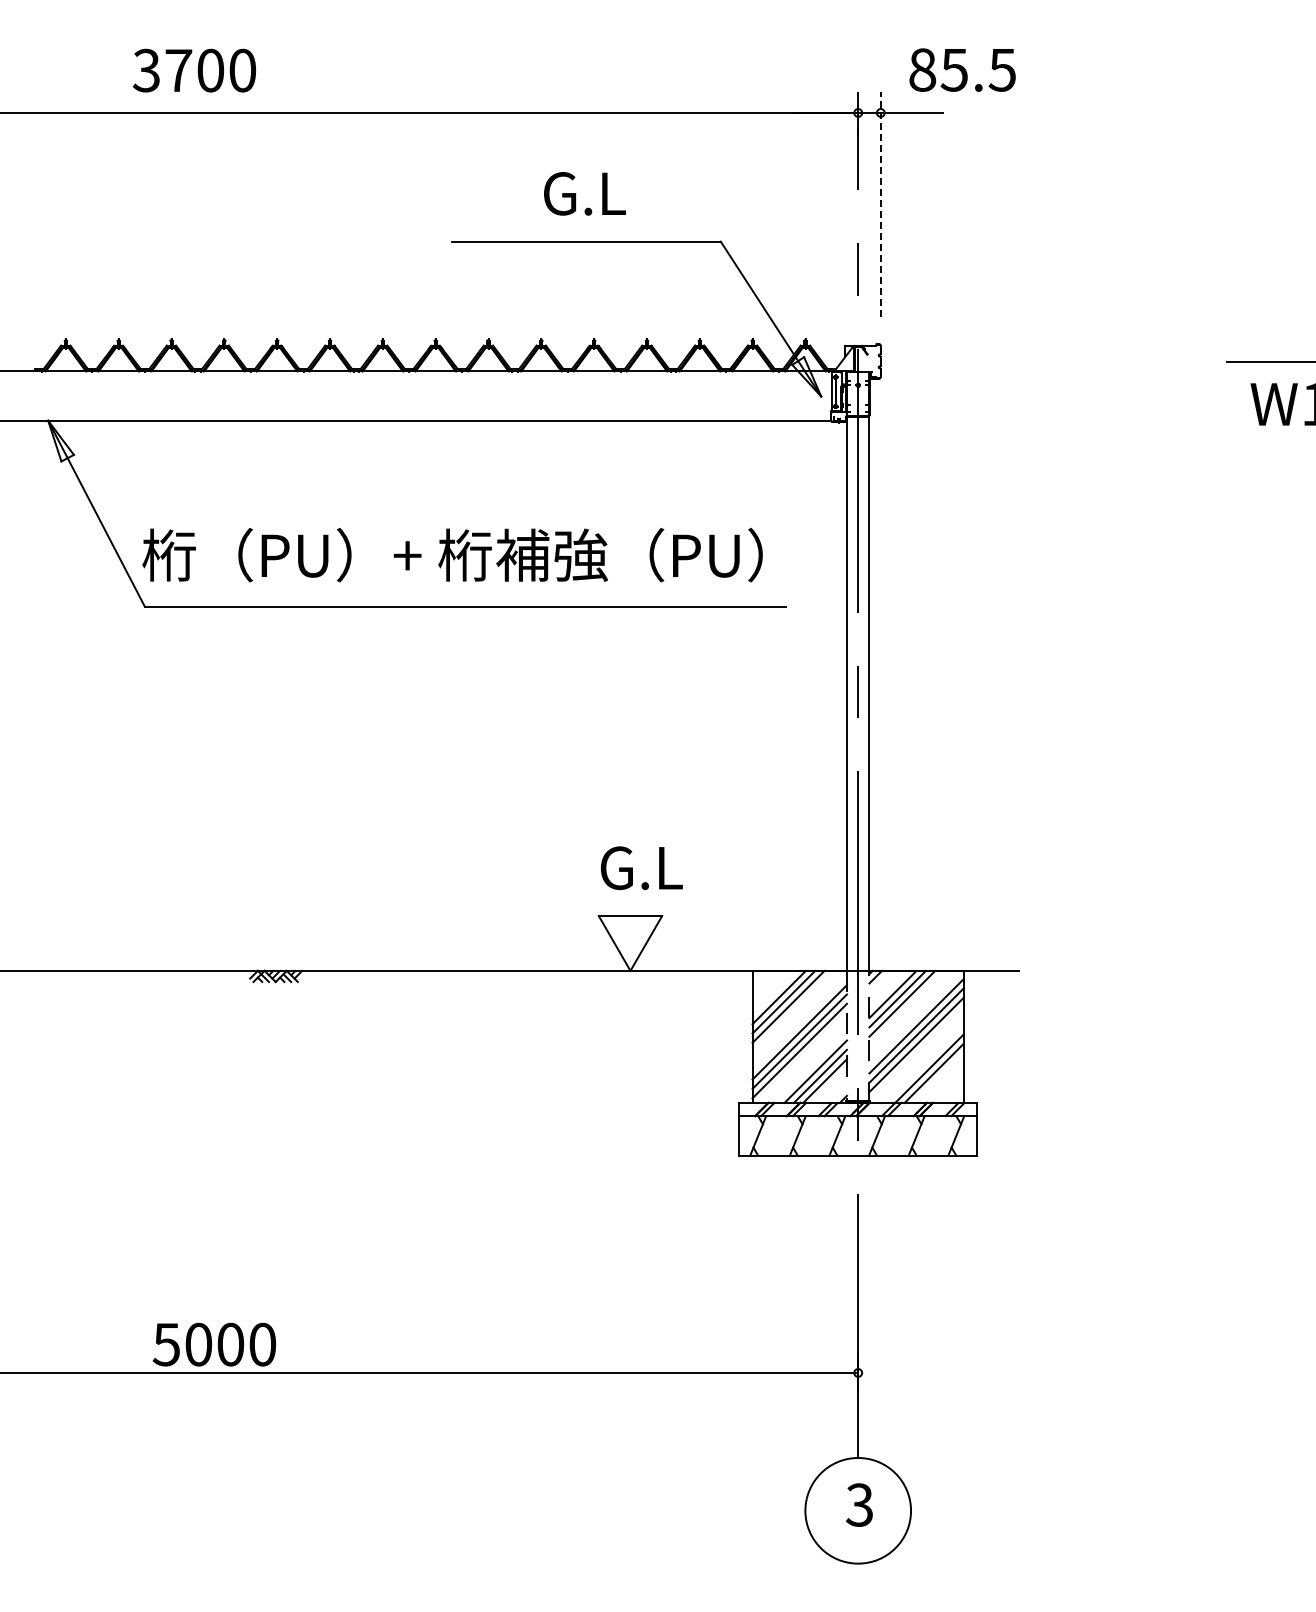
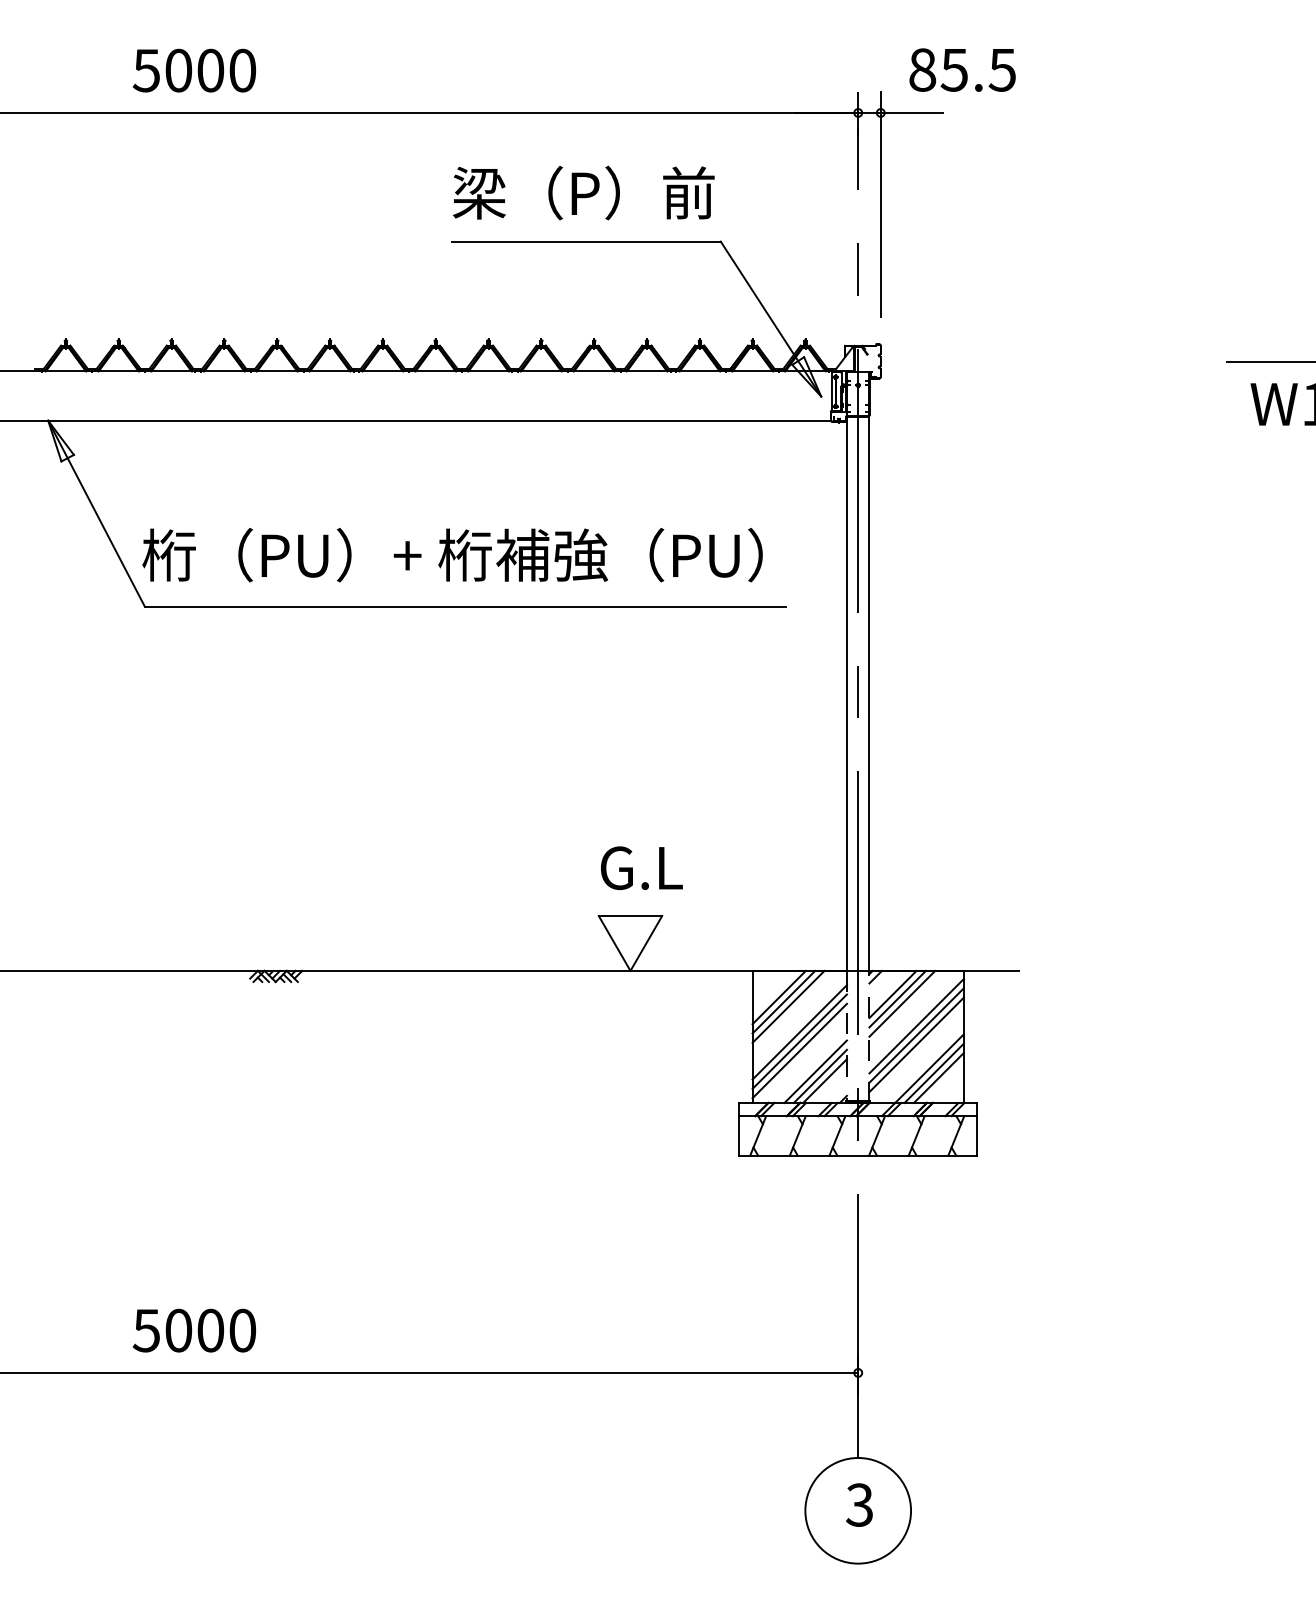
text: 3700 -> 5000 (162, 70)
text: G.L -> 梁（P）前 (583, 192)
line: dashed -> solid (880, 204)
line: none -> present (938, 1077)
text position: (213, 1344) -> (193, 1330) (193, 1330)
